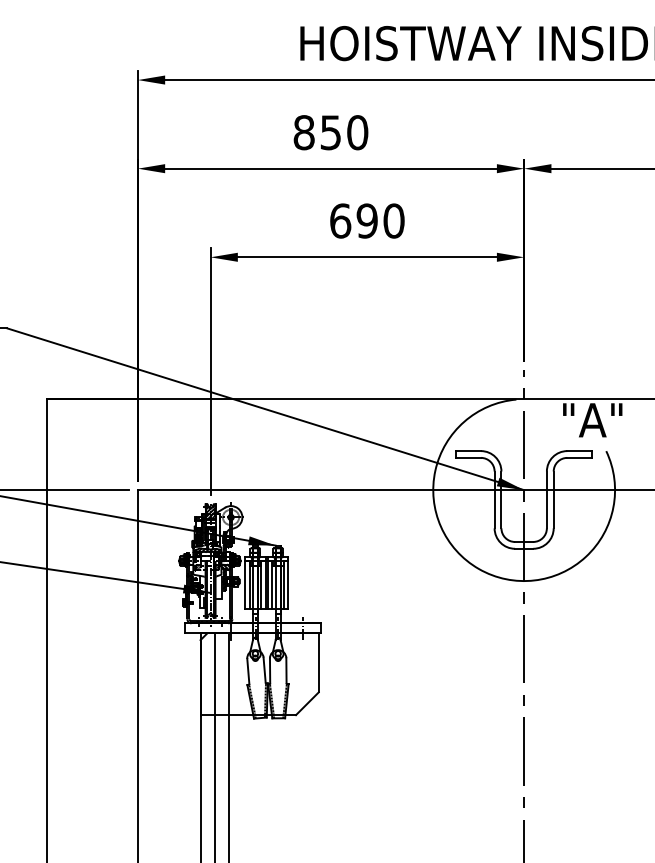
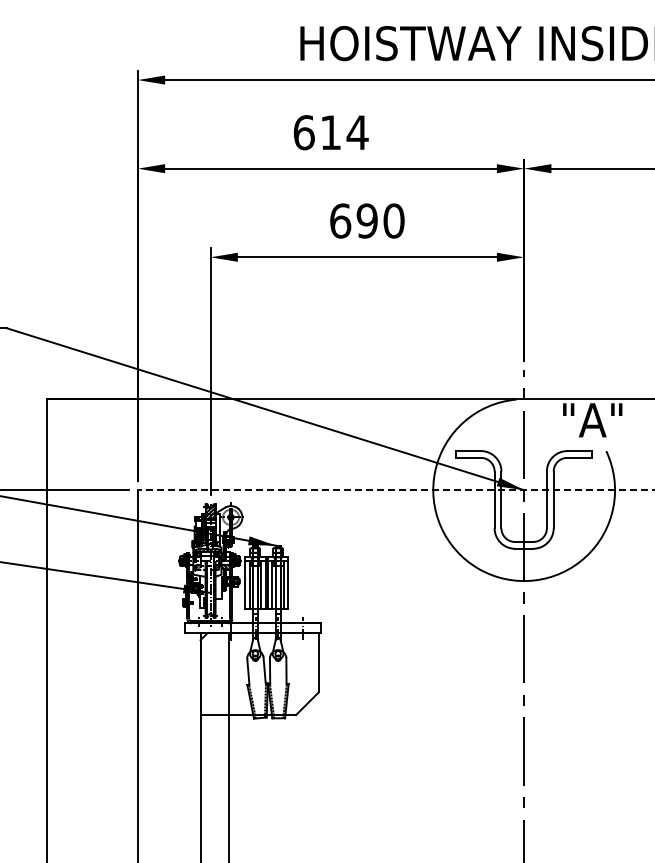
text: 850 -> 614 (330, 132)
line: solid -> dashed (395, 490)
line: present -> none (214, 746)
